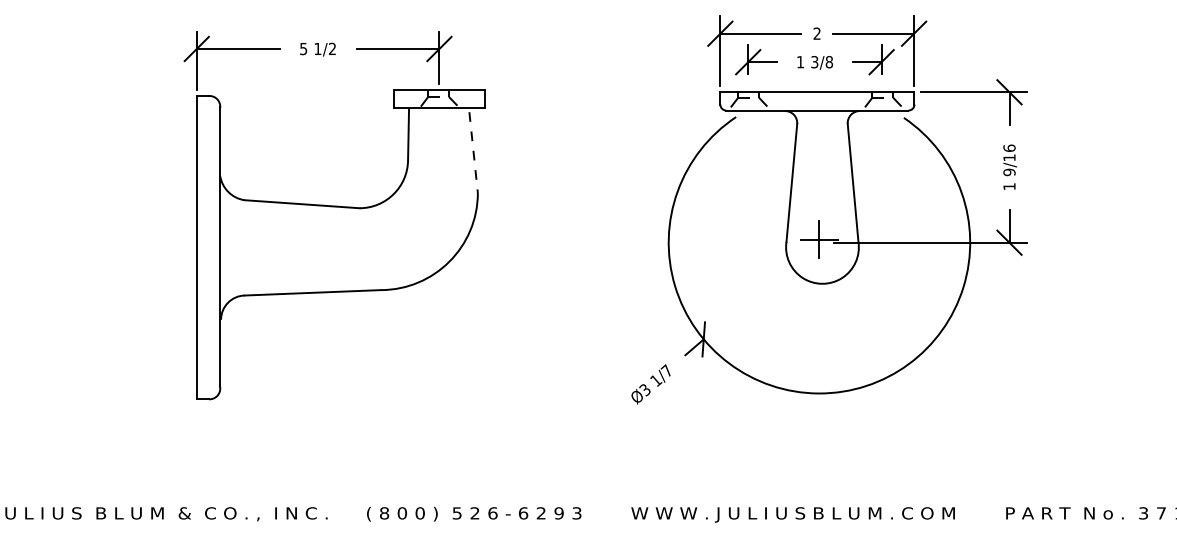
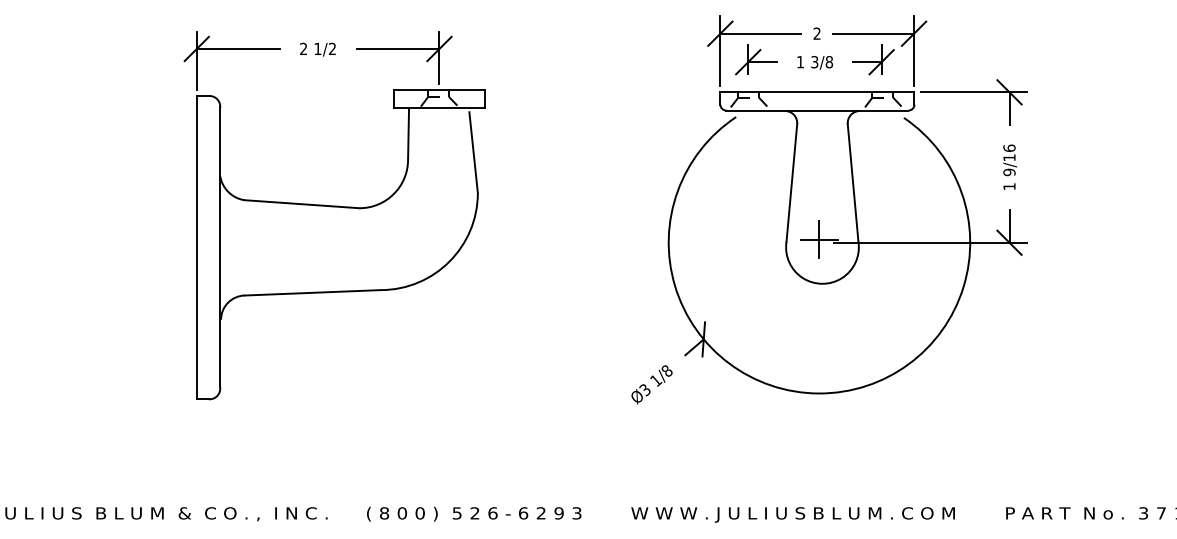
text: 5 -> 2 (303, 48)
line: dashed -> solid (473, 152)
text: 1/7 -> 1/8 (666, 370)
